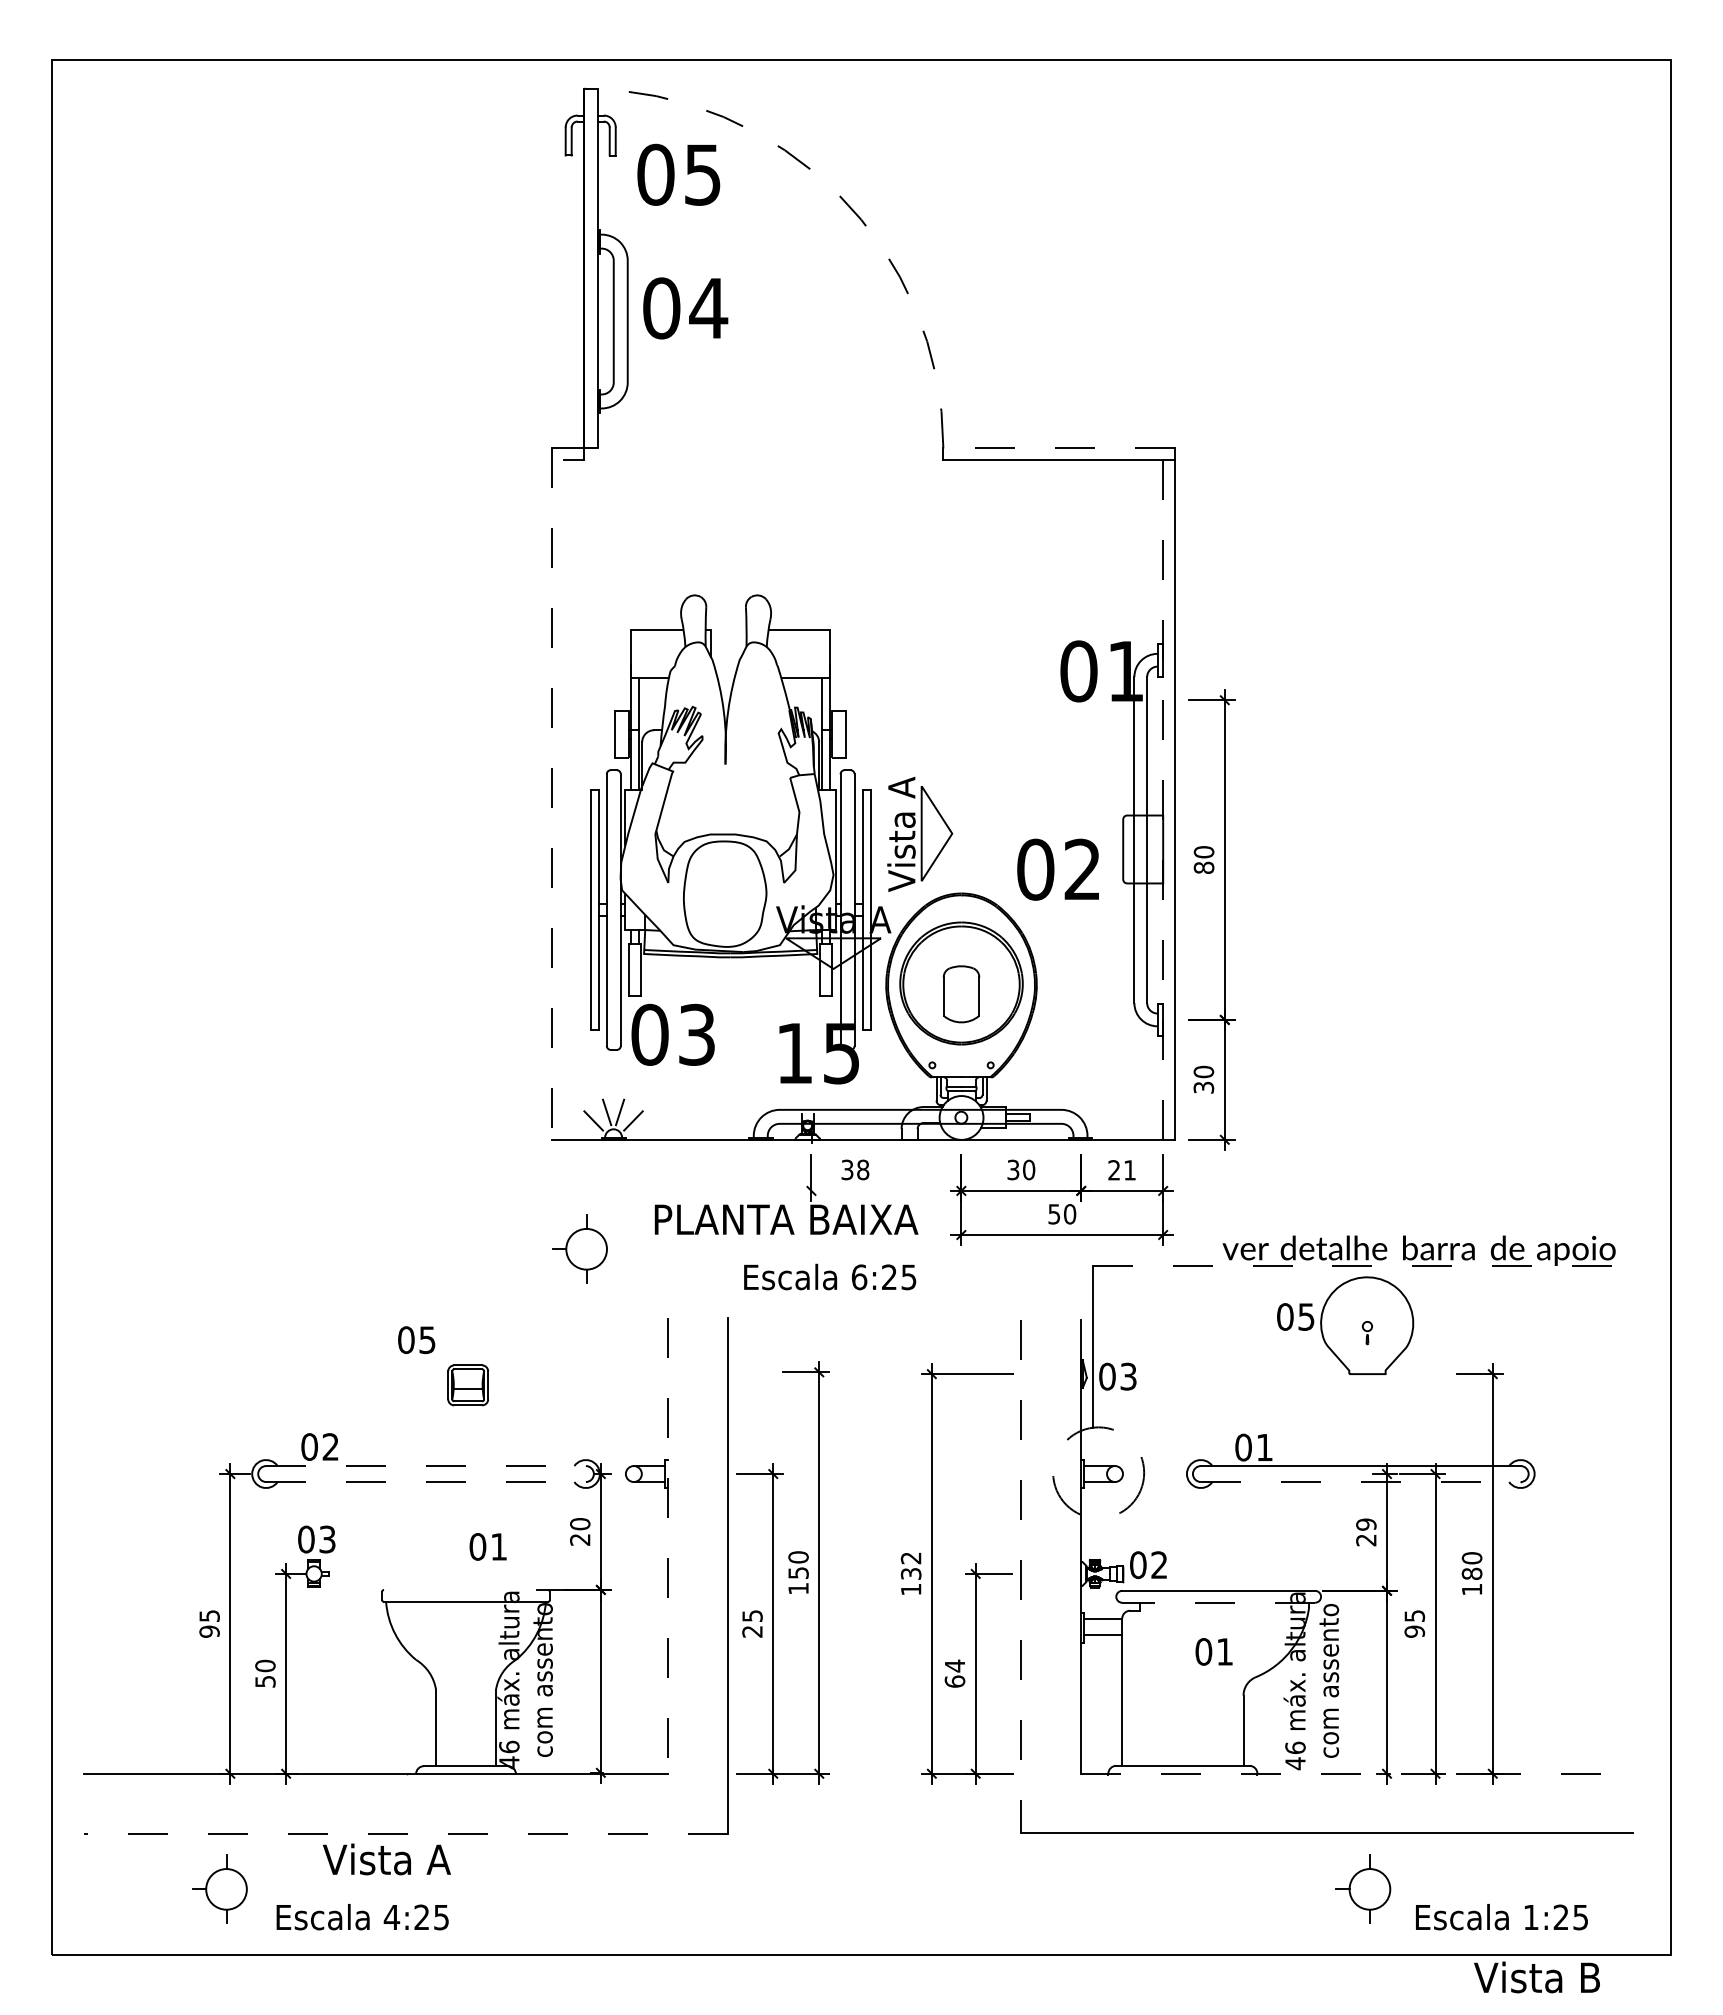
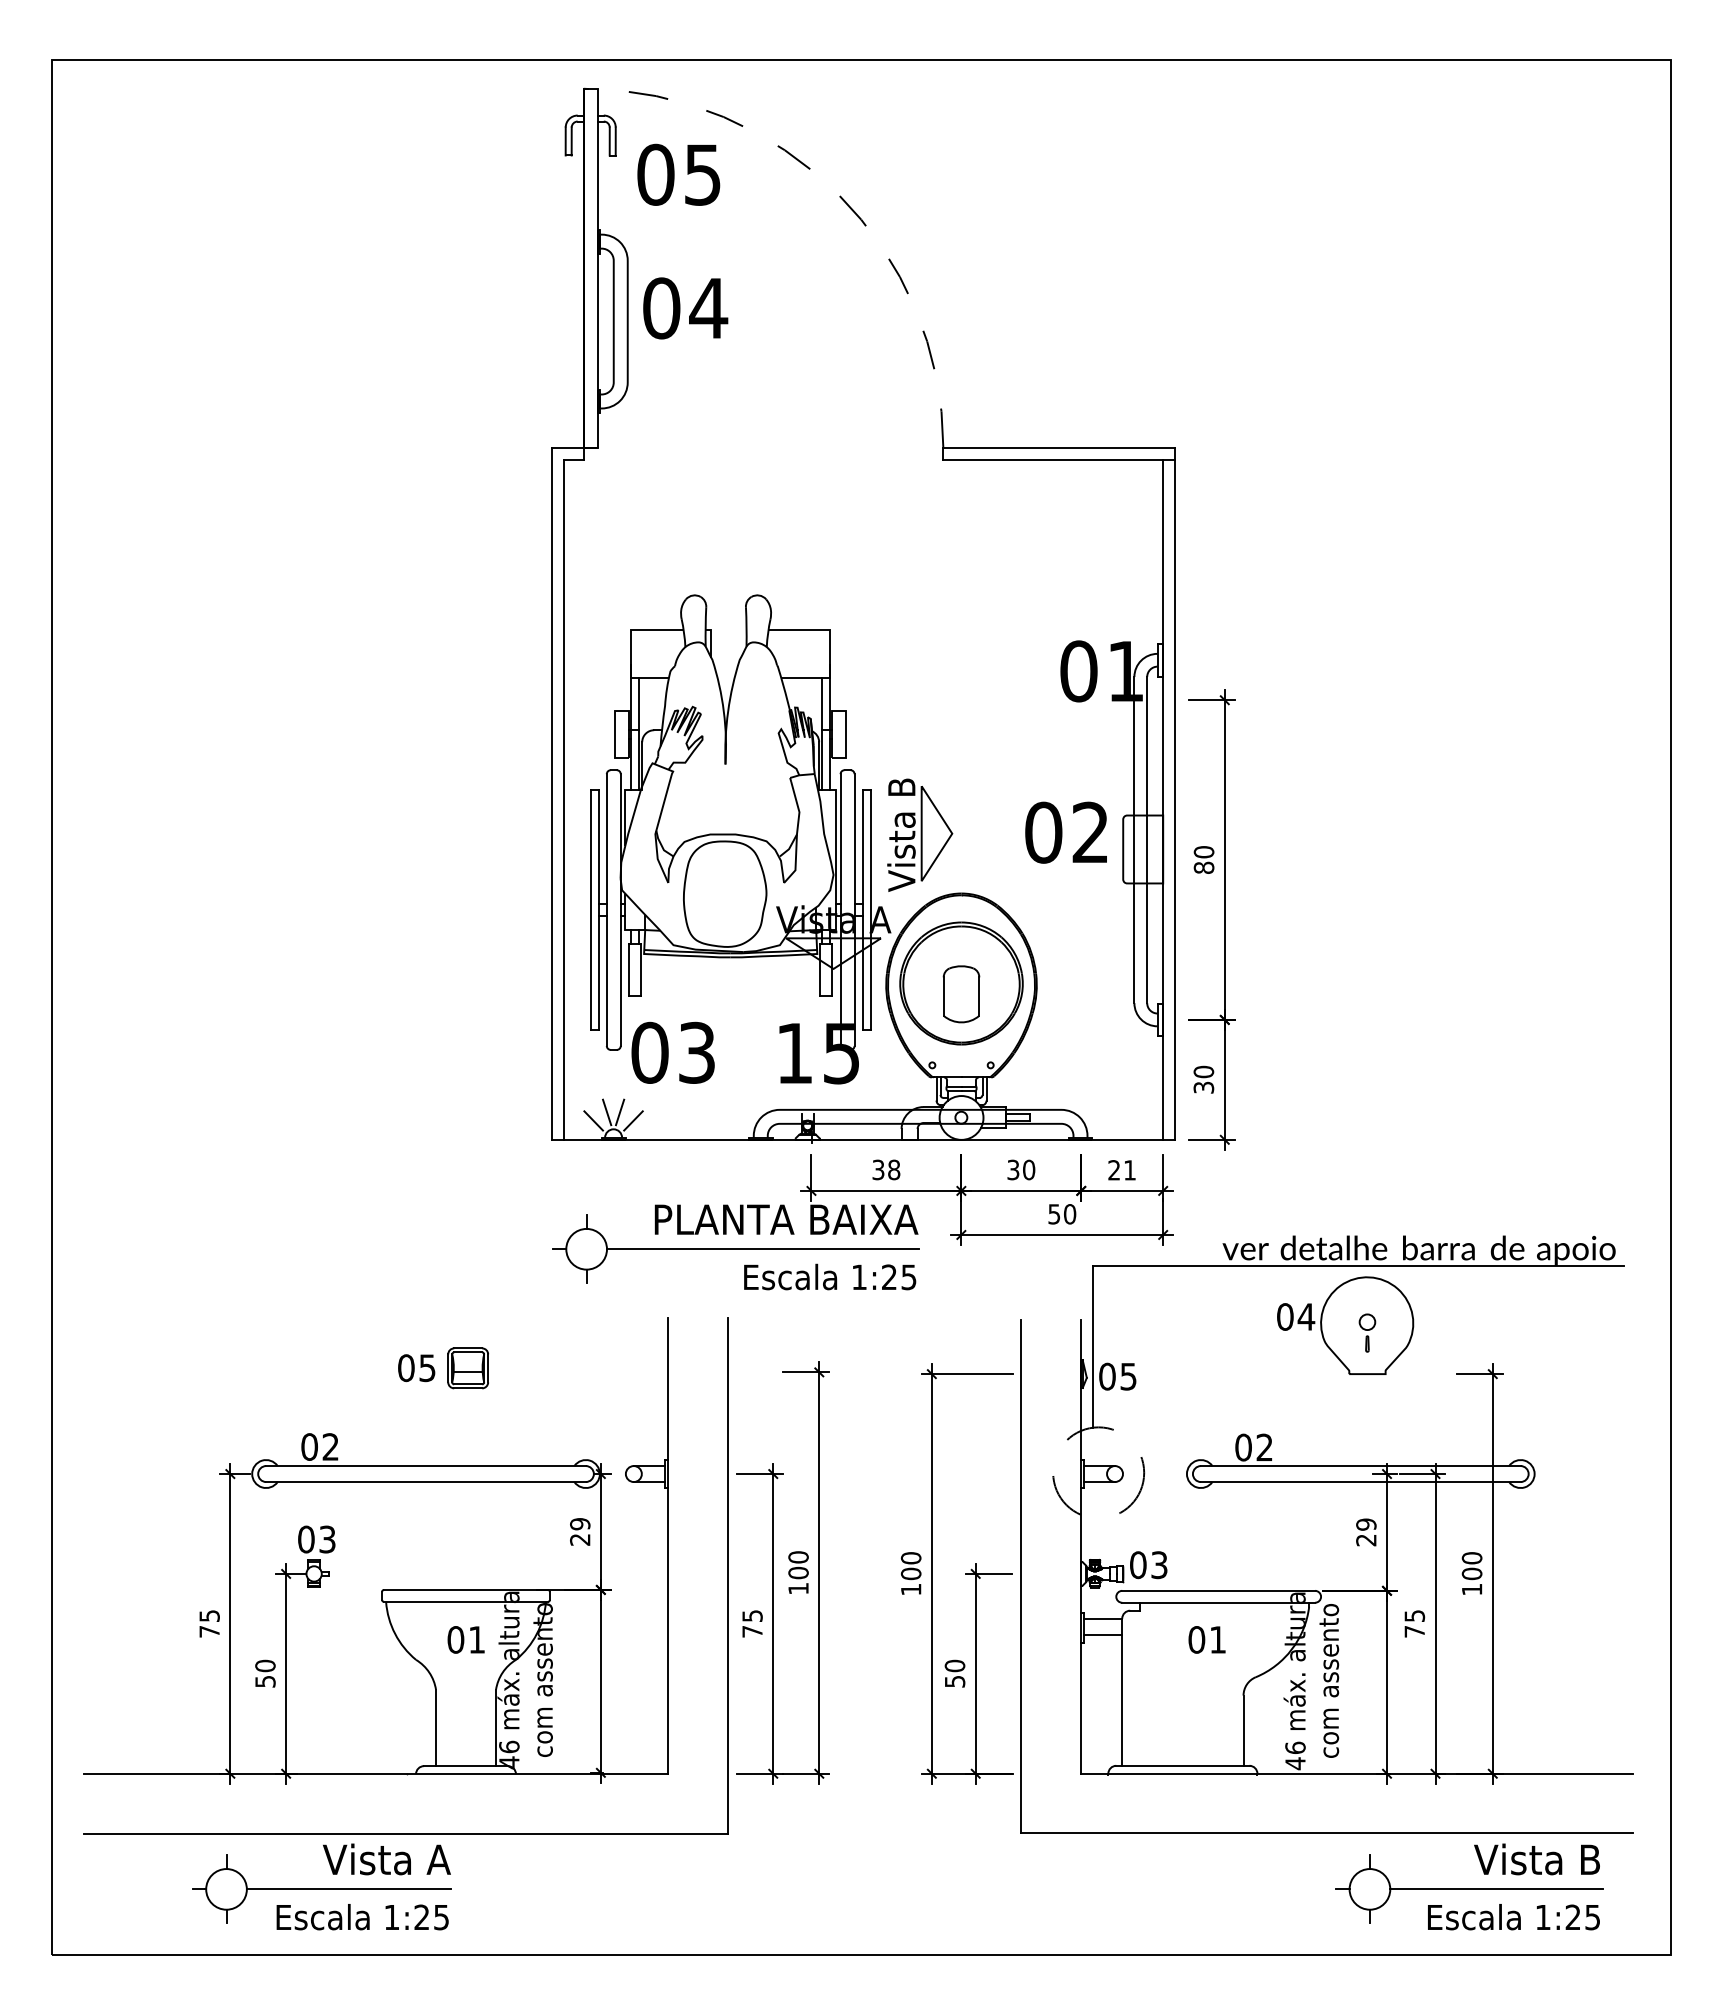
line: dashed -> solid (1059, 448)
text: Vista A -> Vista B (901, 787)
line: dashed -> solid (551, 794)
line: none -> present (563, 799)
line: dashed -> solid (1163, 800)
text position: (1057, 869) -> (1065, 832) (1065, 832)
text position: (672, 1034) -> (672, 1052) (672, 1052)
text position: (855, 1169) -> (886, 1169) (886, 1169)
line: none -> present (886, 1190)
line: none -> present (762, 1249)
line: dashed -> solid (1358, 1265)
text: 6:25 -> 1:25 (859, 1277)
text: 05 -> 04 (1306, 1316)
part size: 12x25 px -> 19x40 px (1367, 1332)
text position: (416, 1340) -> (416, 1368) (416, 1368)
text: 03 -> 05 (1128, 1376)
part position: (467, 1385) -> (467, 1368) (467, 1368)
text: 01 -> 02 (1264, 1446)
line: dashed -> solid (426, 1466)
line: dashed -> solid (426, 1482)
line: dashed -> solid (1360, 1482)
text: 20 -> 29 (580, 1524)
line: dashed -> solid (667, 1545)
text position: (487, 1546) -> (465, 1639) (465, 1639)
text: 02 -> 03 (1159, 1565)
text: 132 -> 100 (910, 1566)
text: 150 -> 100 (798, 1572)
text: 180 -> 100 (1472, 1573)
line: dashed -> solid (1021, 1576)
line: none -> present (465, 1589)
line: dashed -> solid (1218, 1602)
text: 95 -> 75 (209, 1631)
text: 25 -> 75 (752, 1631)
text: 95 -> 75 (1414, 1631)
text position: (1213, 1651) -> (1206, 1639) (1206, 1639)
text: 64 -> 50 (954, 1673)
line: dashed -> solid (1357, 1773)
line: dashed -> solid (405, 1833)
line: none -> present (348, 1889)
line: none -> present (1496, 1889)
text: 4:25 -> 1:25 (391, 1917)
text position: (1501, 1917) -> (1513, 1917) (1513, 1917)
text position: (1536, 1977) -> (1536, 1859) (1536, 1859)
